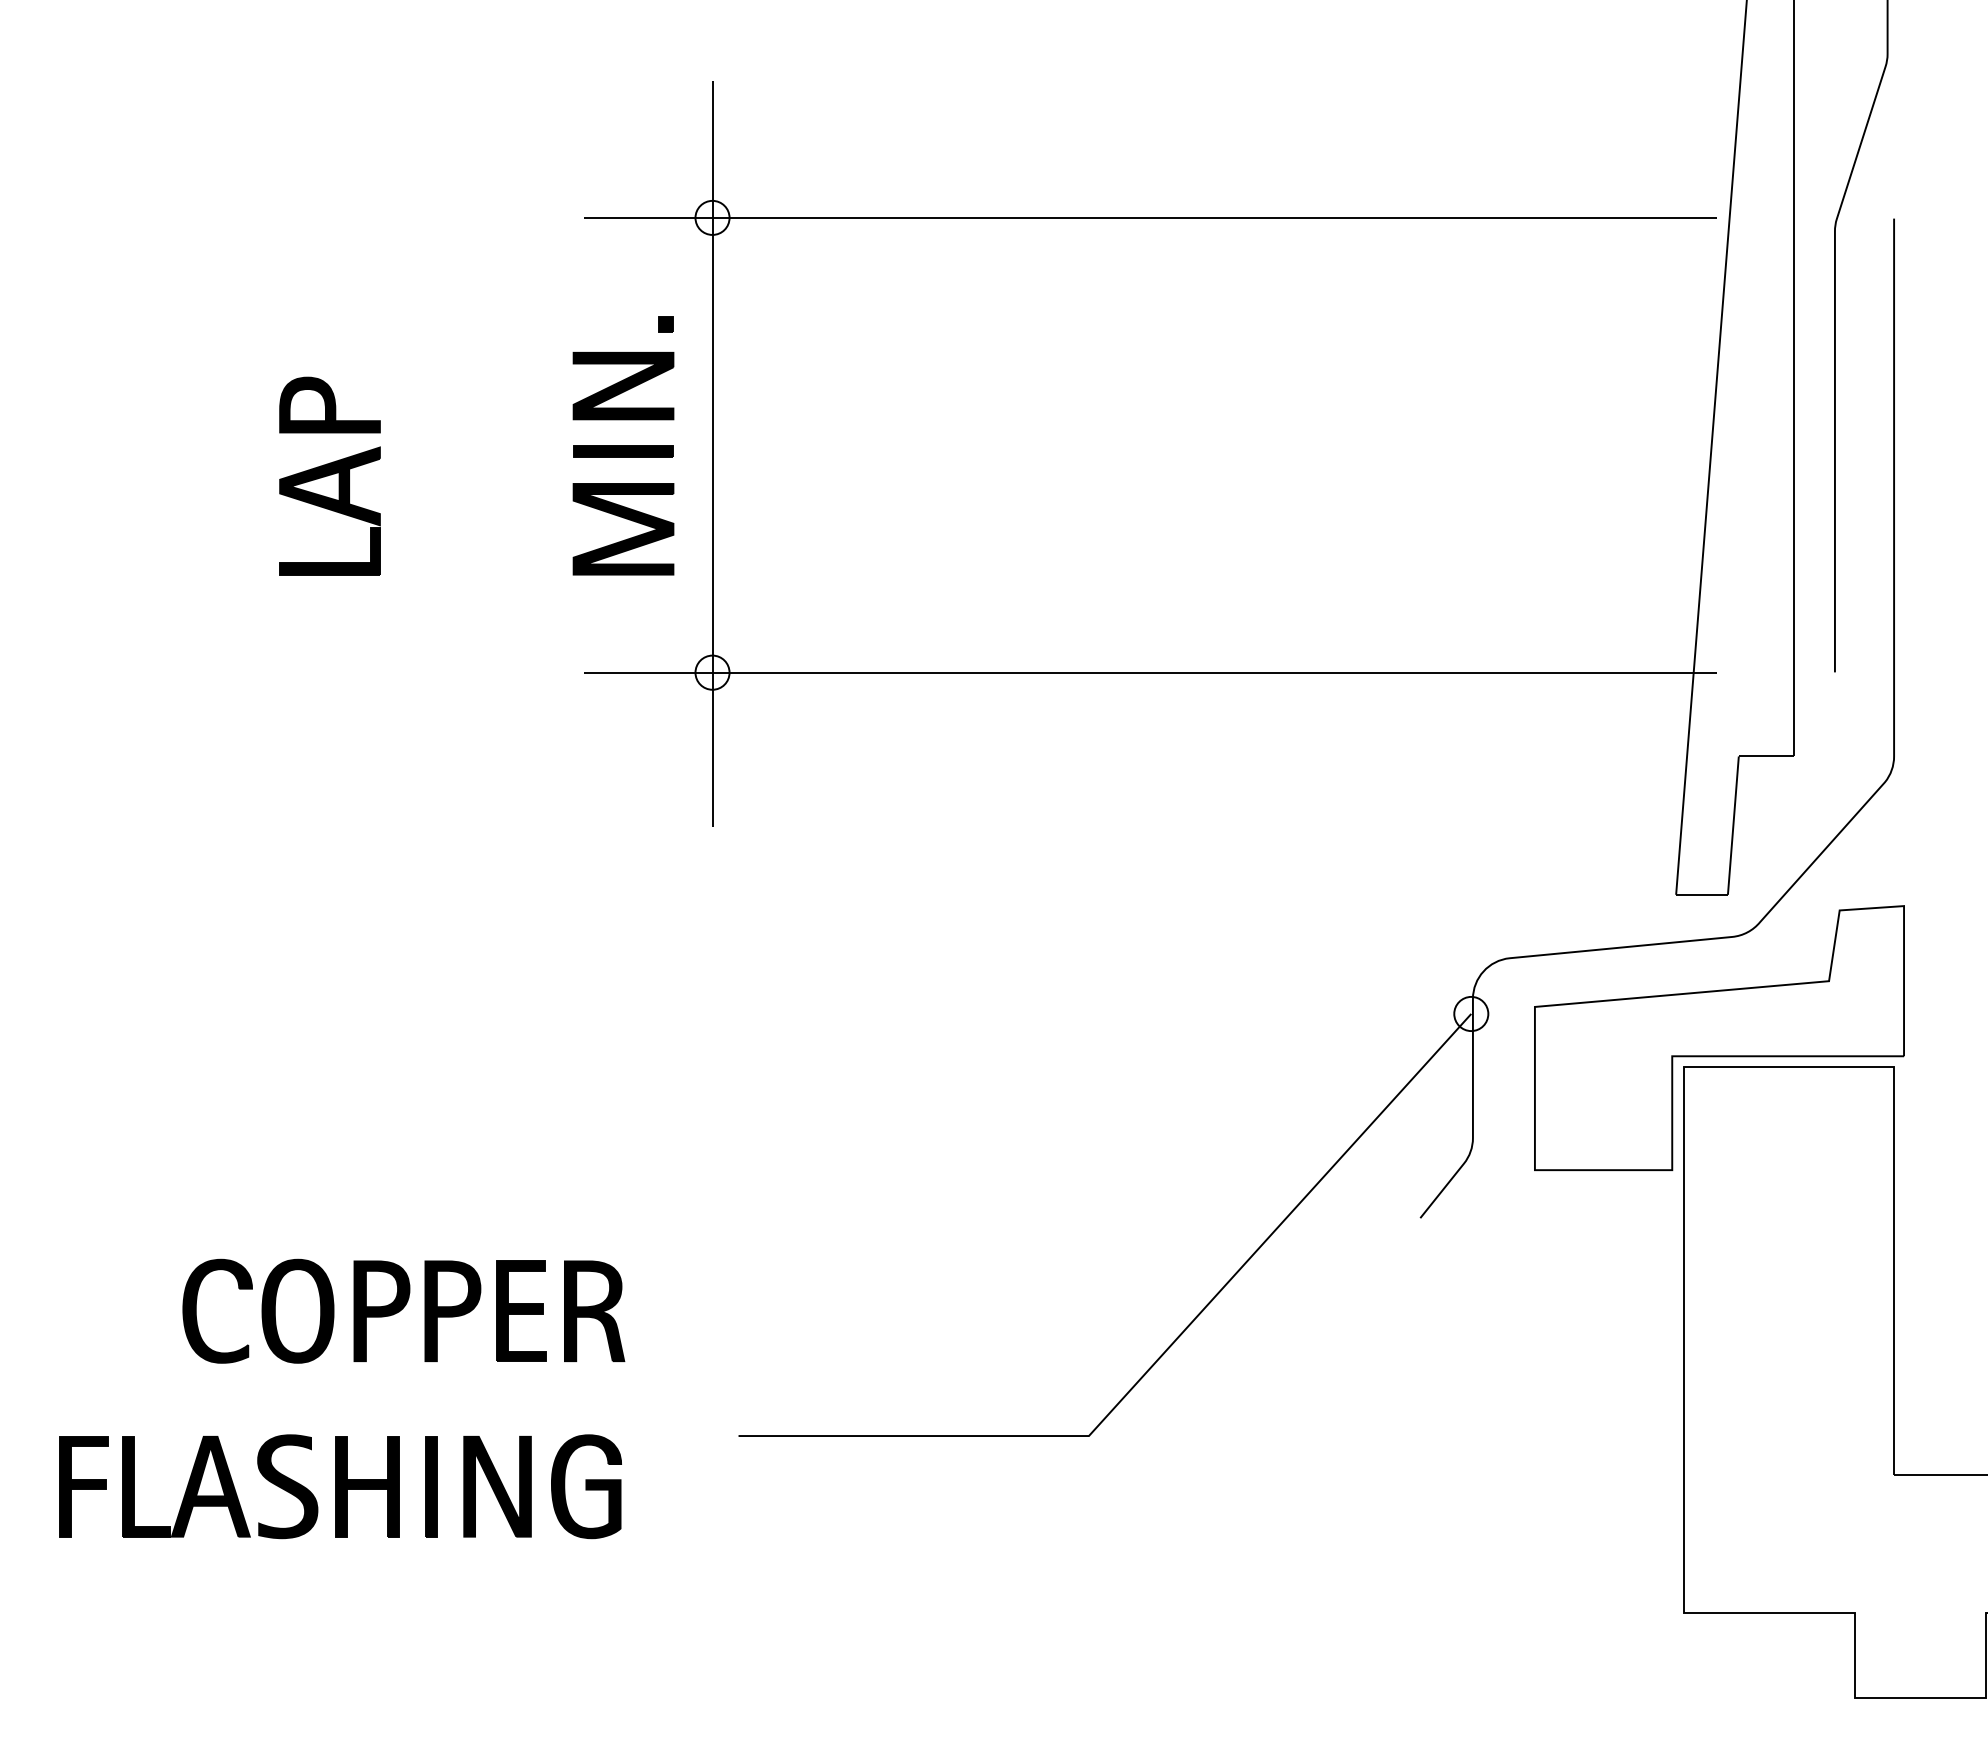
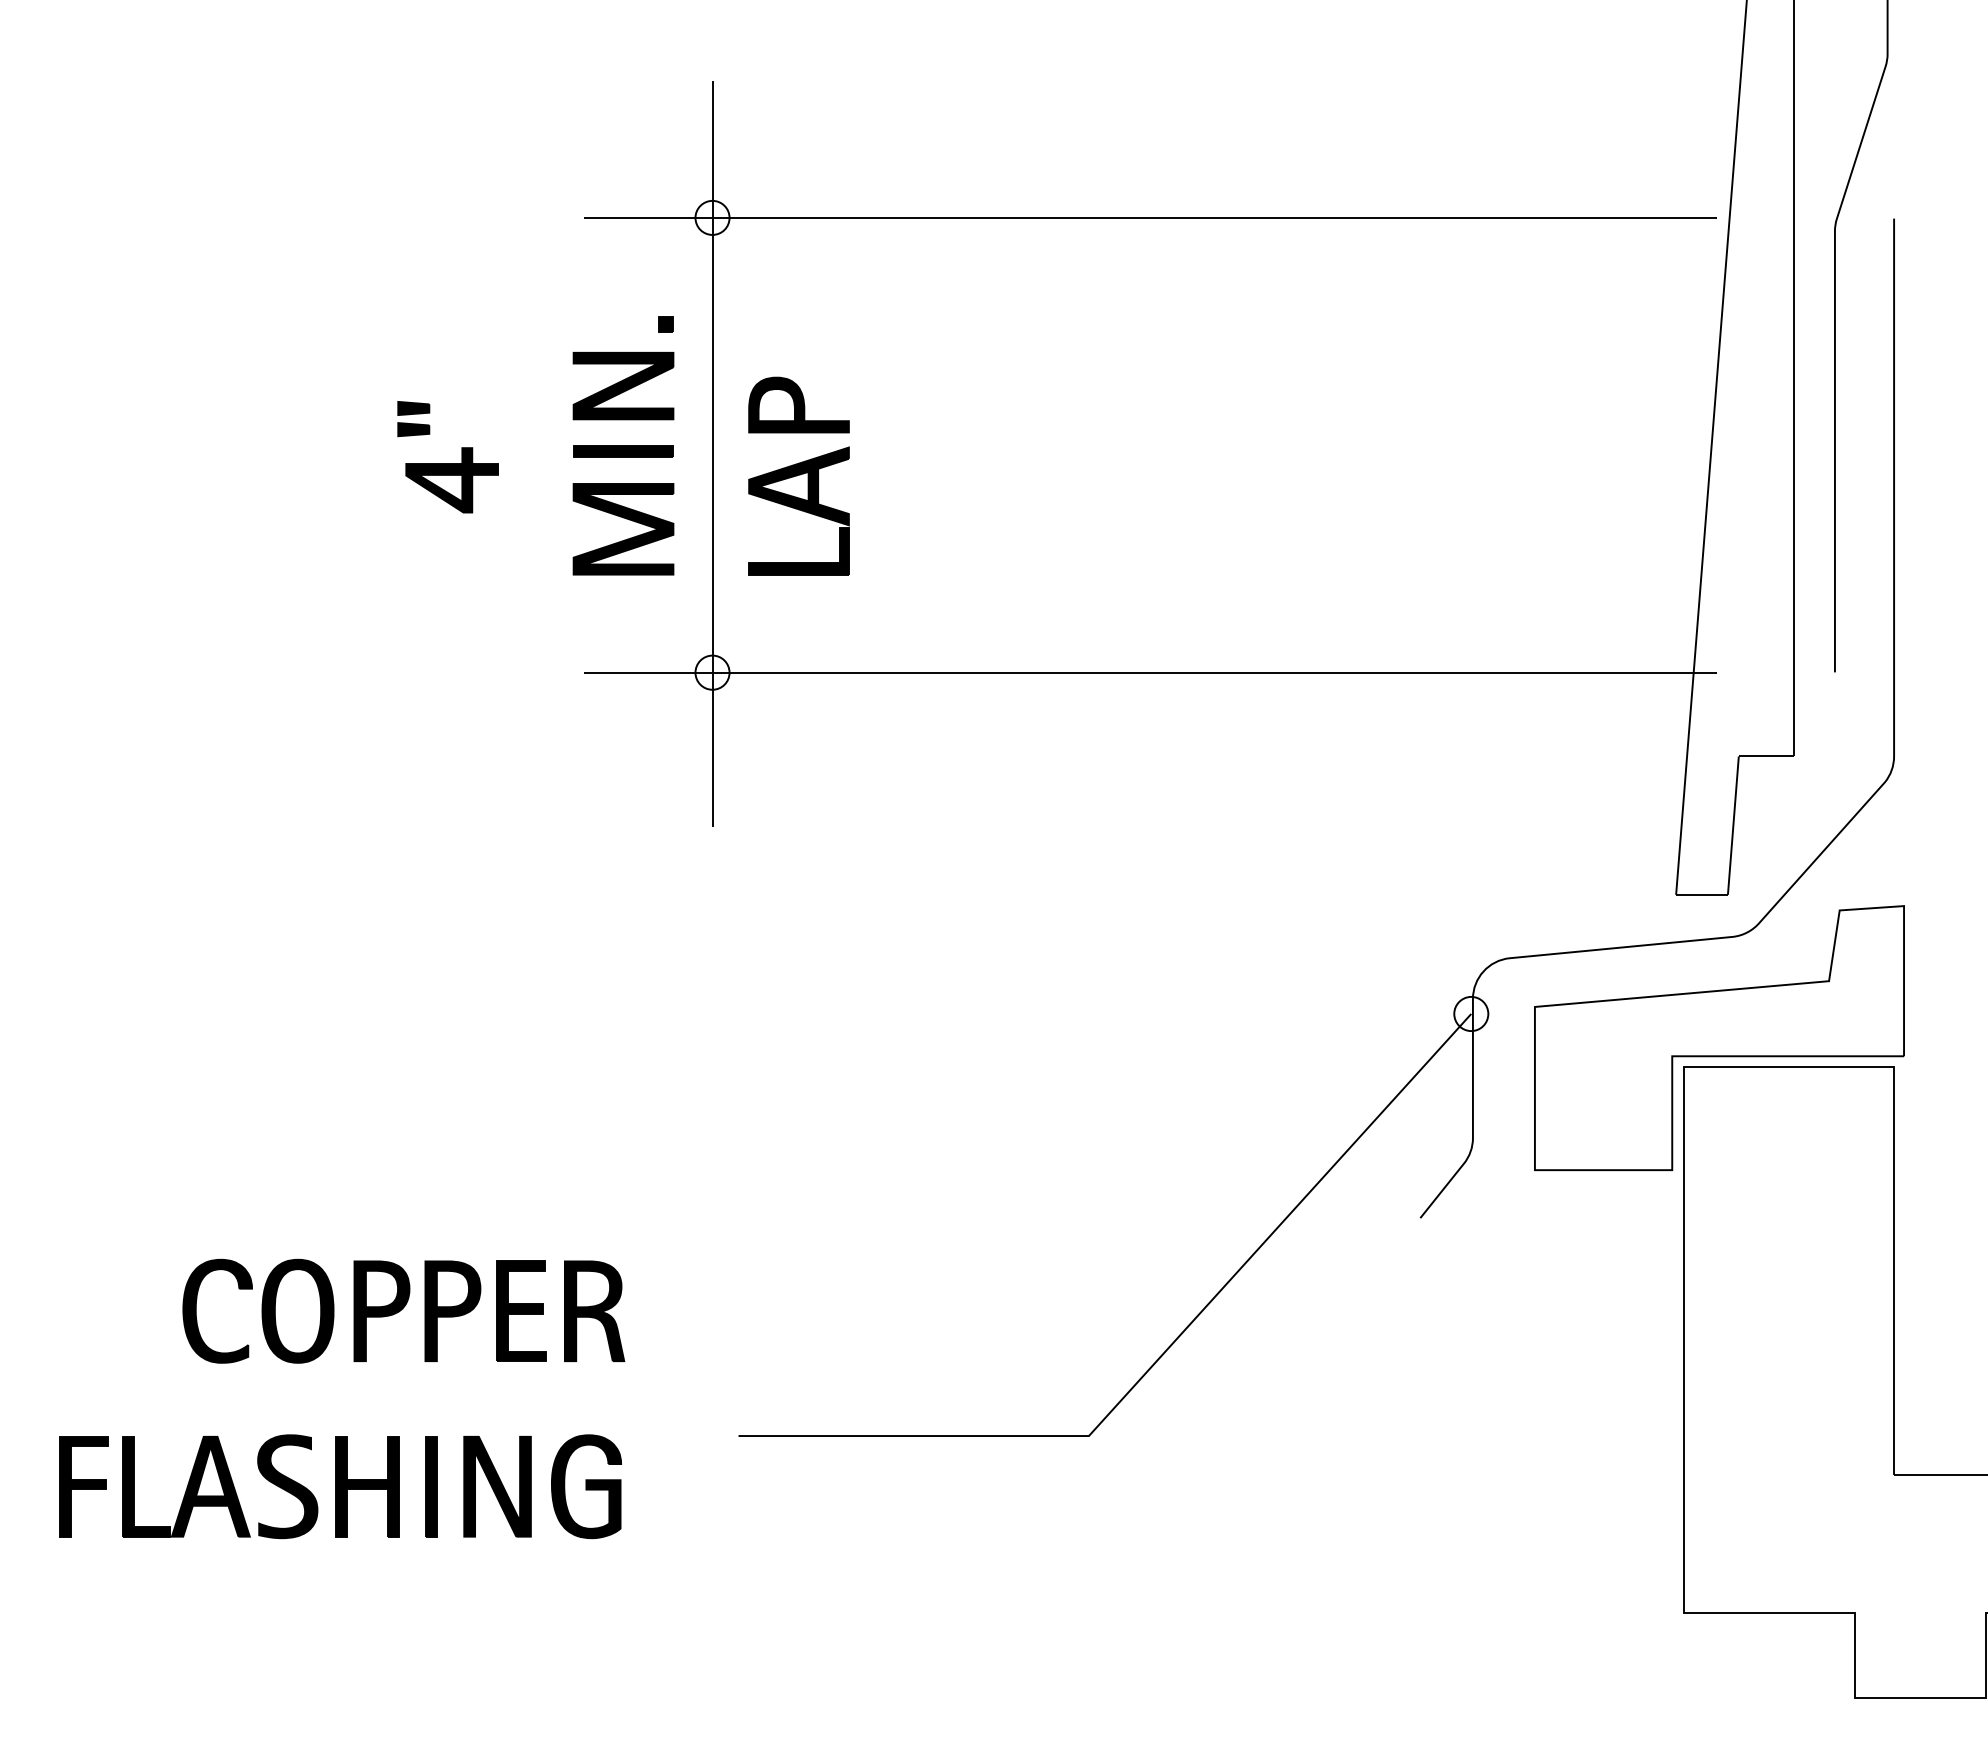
part: none -> present (447, 457)
part position: (329, 475) -> (798, 475) (798, 475)
